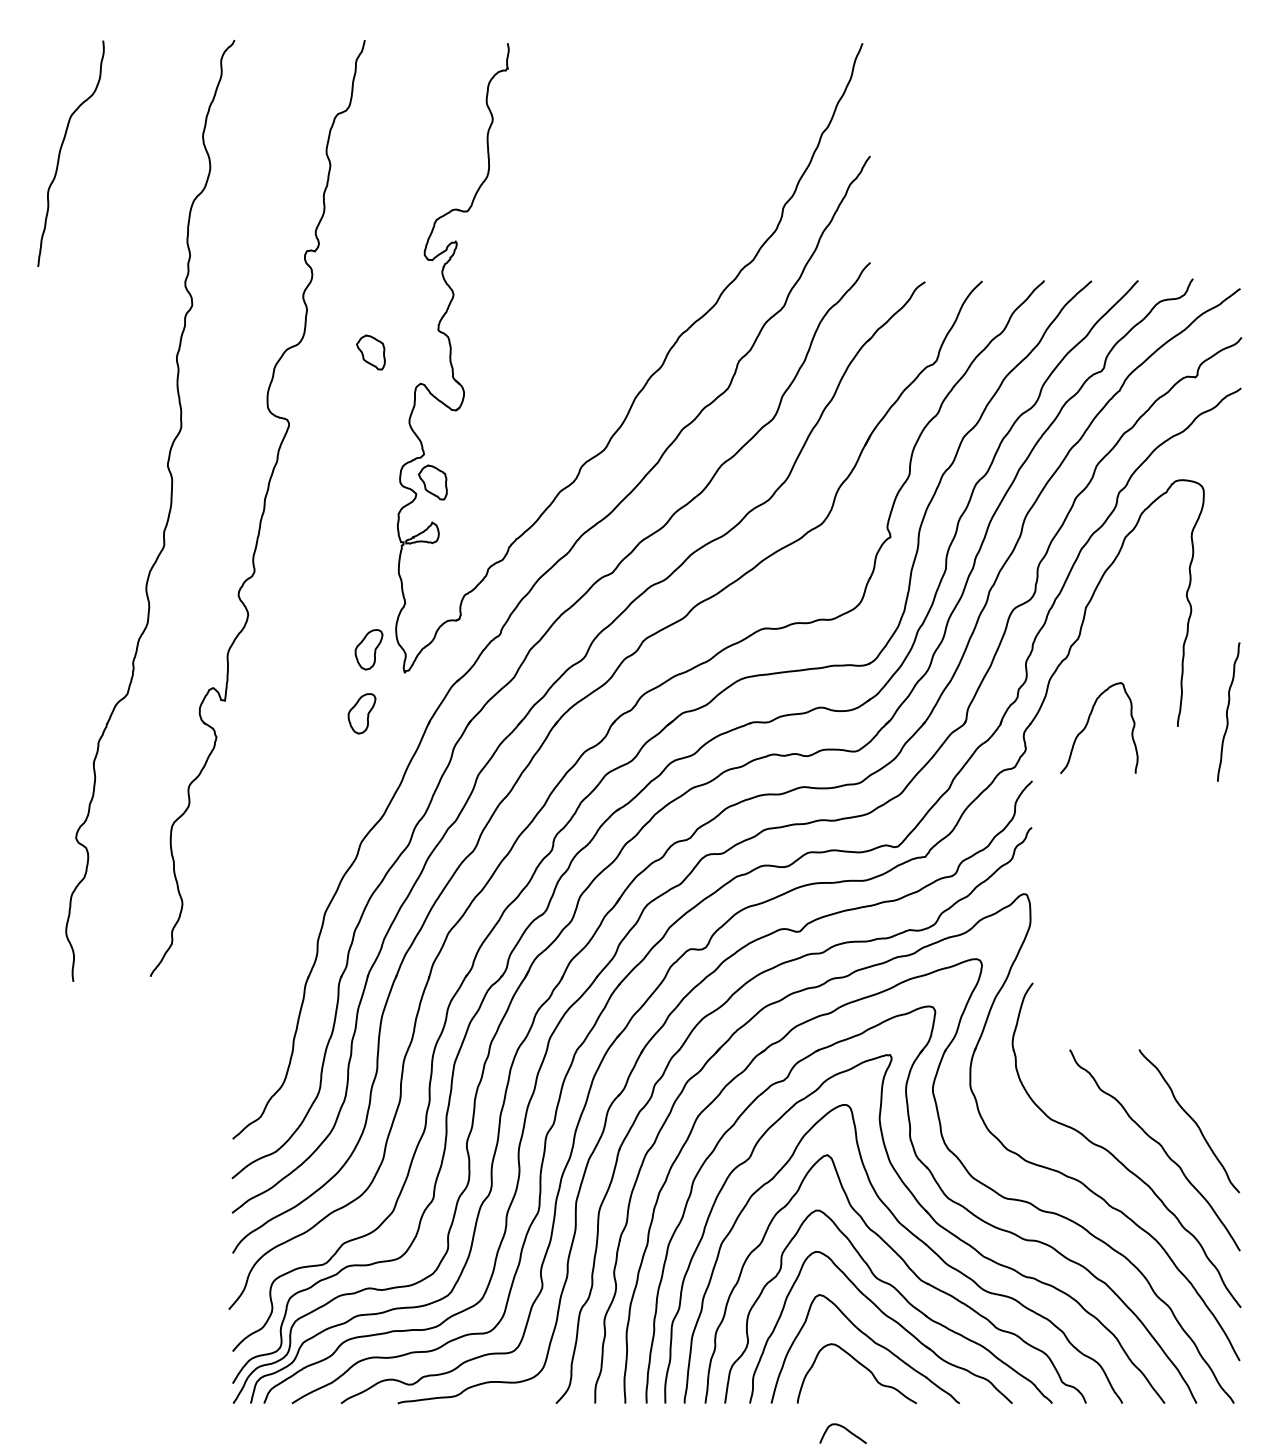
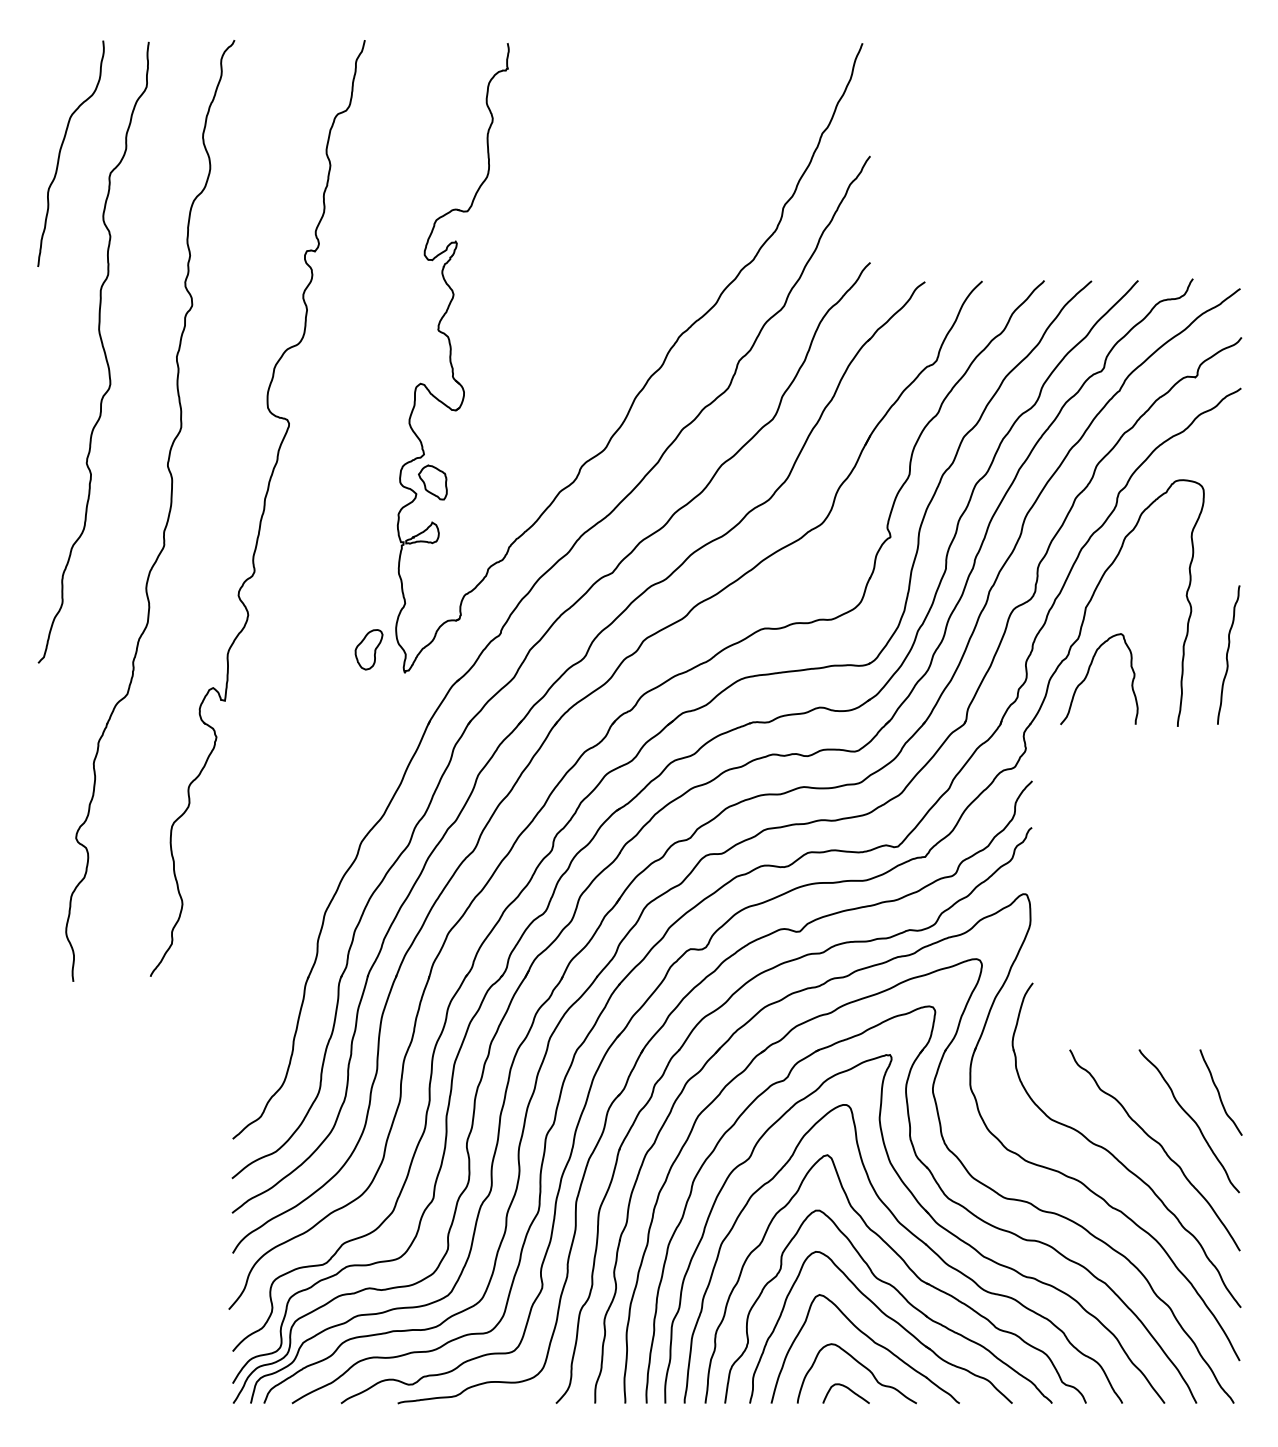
curve: none -> present (102, 348)
part: present -> none (370, 352)
curve position: (1228, 710) -> (1228, 653) (1228, 653)
part: present -> none (361, 713)
curve position: (1088, 723) -> (1088, 674) (1088, 674)
curve: none -> present (1219, 1092)
curve position: (845, 1429) -> (848, 1389) (848, 1389)
